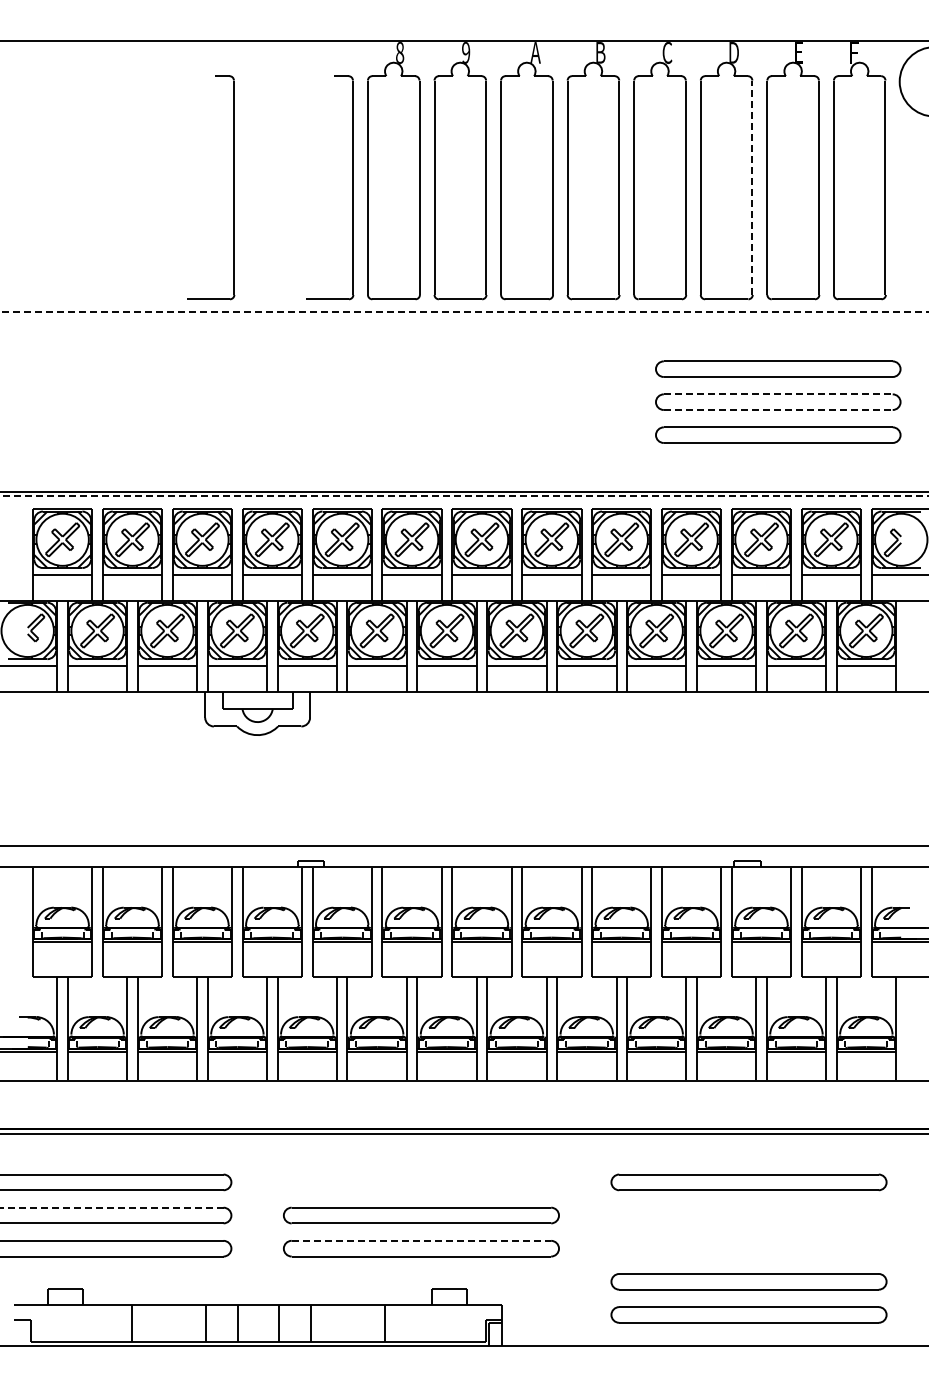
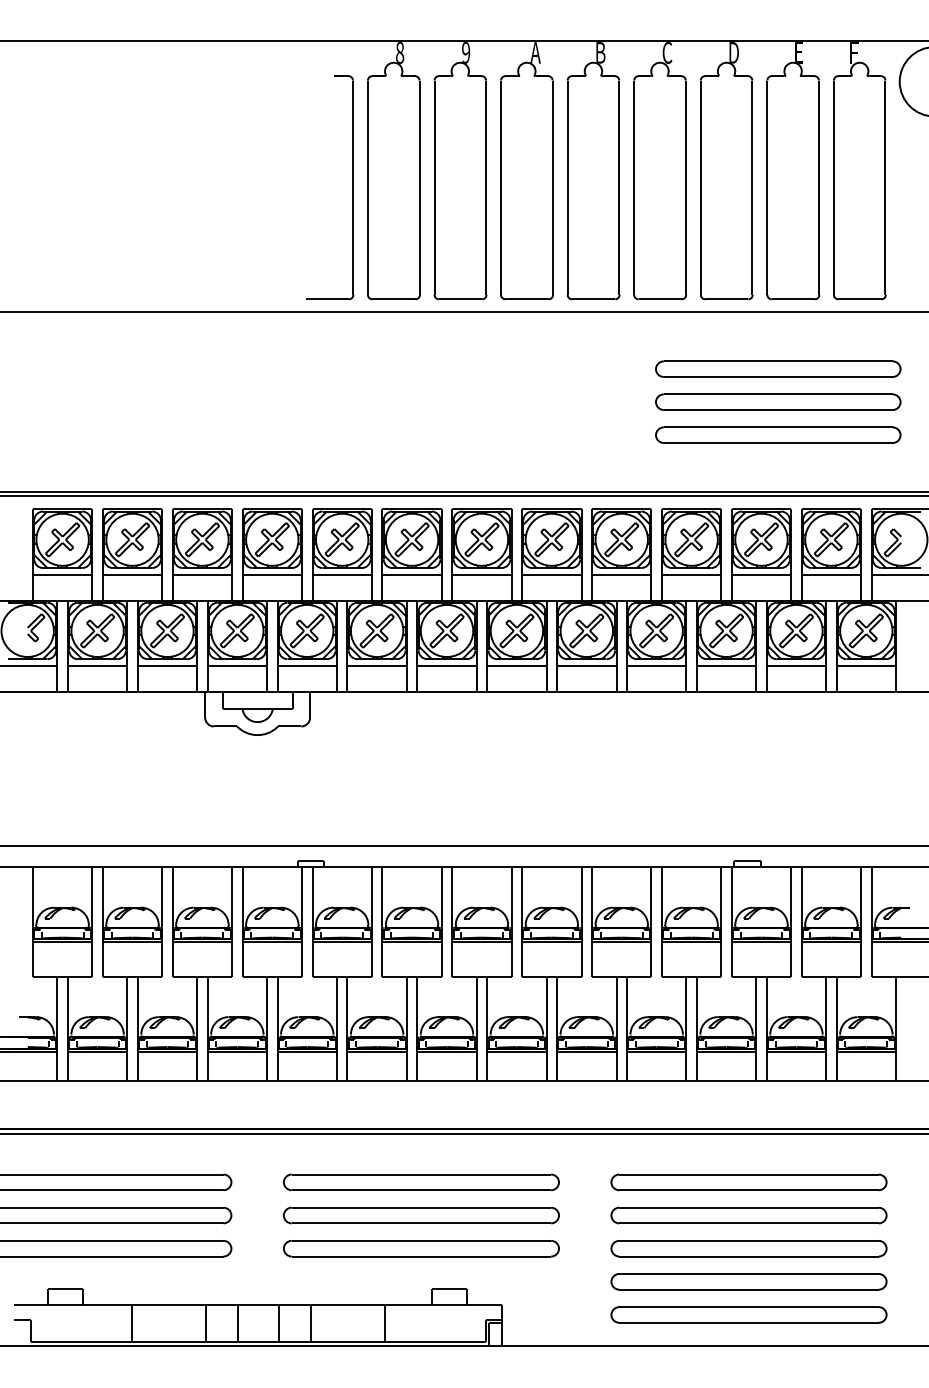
part: present -> none (233, 187)
line: dashed -> solid (752, 187)
line: dashed -> solid (464, 312)
line: dashed -> solid (778, 394)
line: dashed -> solid (778, 410)
line: dashed -> solid (464, 496)
part: none -> present (421, 1182)
line: dashed -> solid (111, 1207)
part: none -> present (748, 1215)
line: dashed -> solid (421, 1240)
part: none -> present (748, 1248)
